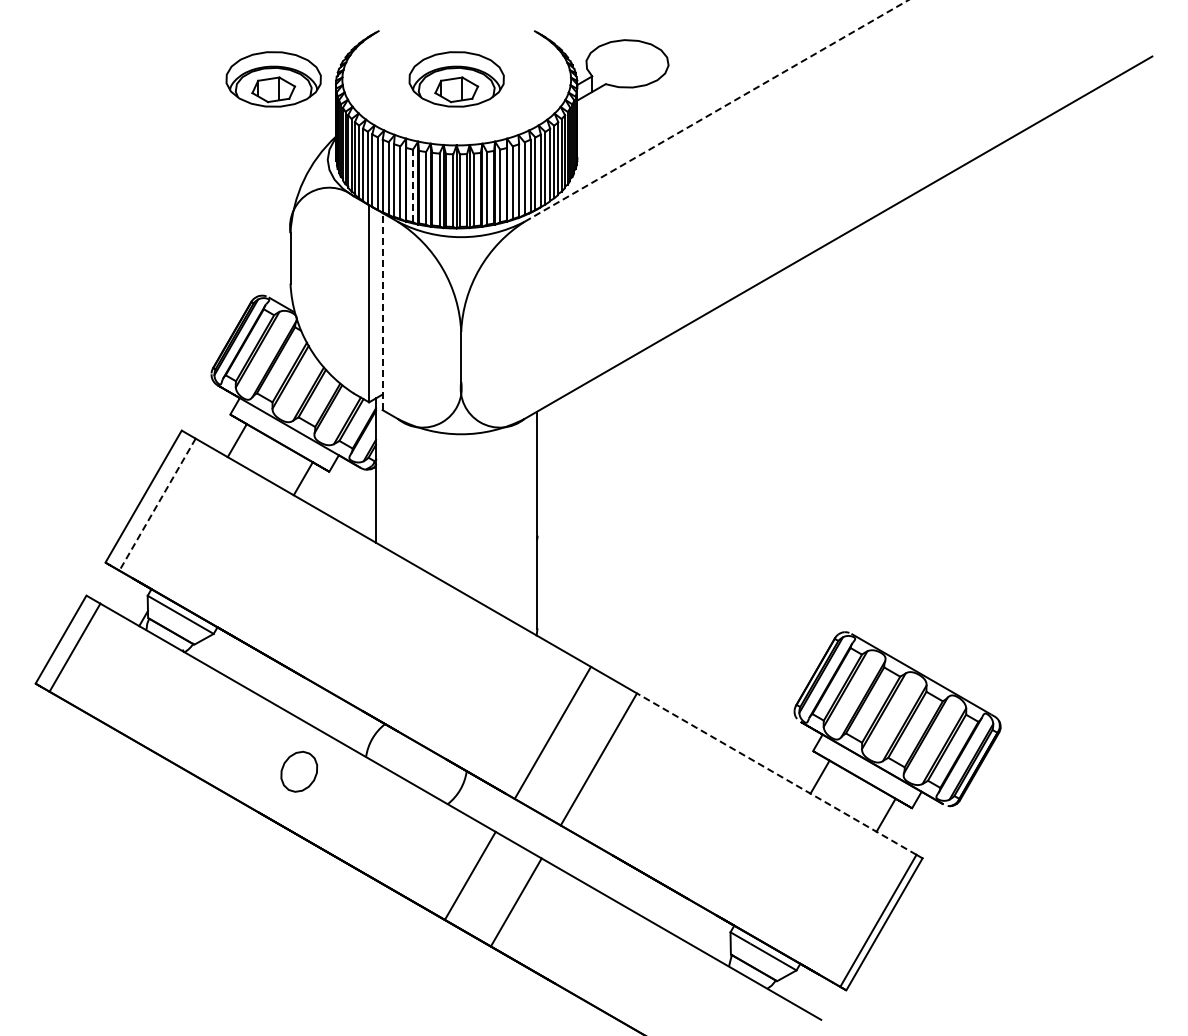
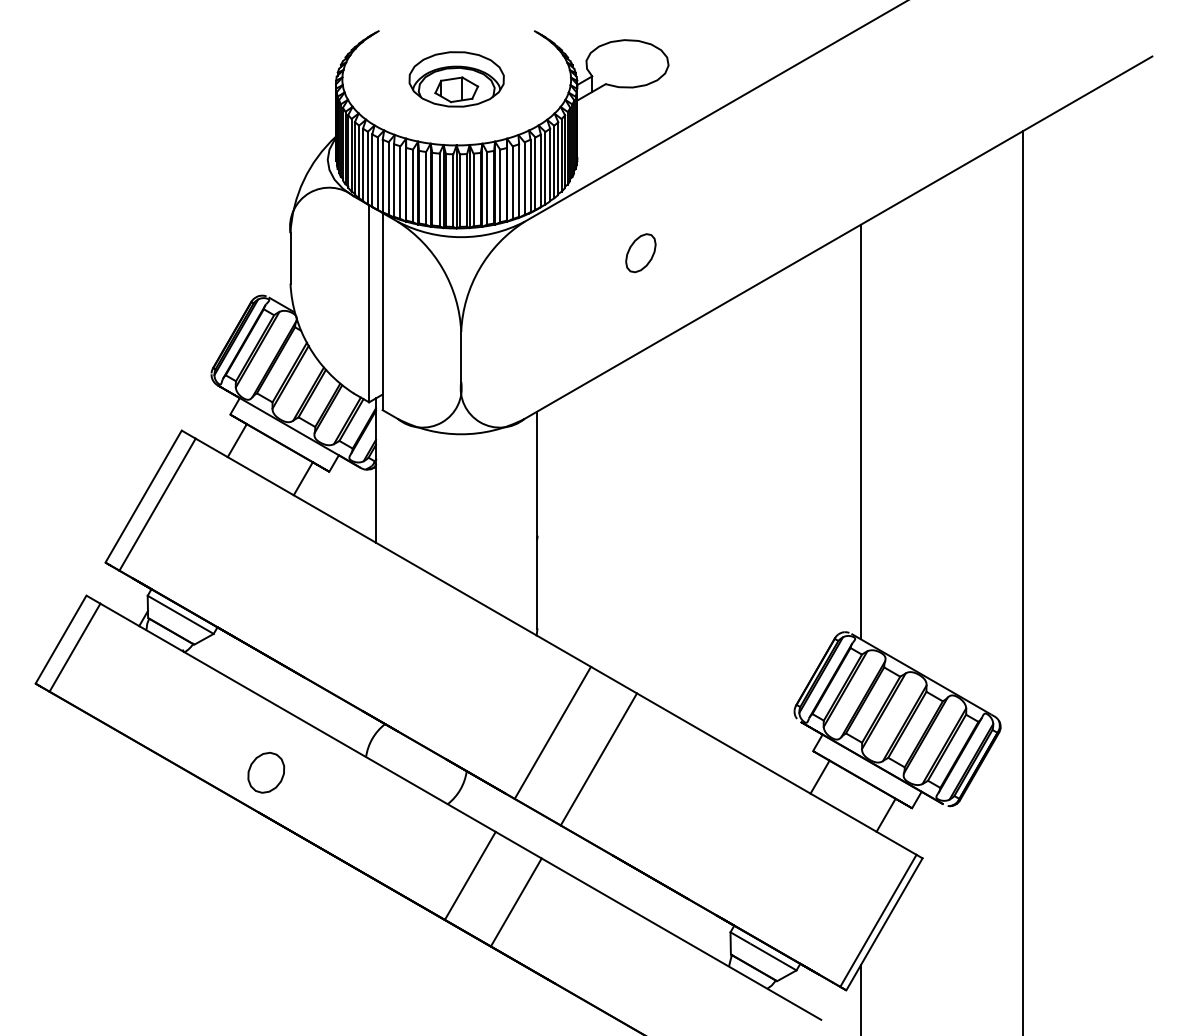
part: present -> none (273, 79)
line: dashed -> solid (716, 110)
line: dashed -> solid (413, 185)
part: none -> present (640, 253)
line: dashed -> solid (382, 311)
line: none -> present (861, 431)
line: dashed -> solid (157, 505)
line: none -> present (1022, 581)
part position: (299, 771) -> (266, 772) (266, 772)
line: dashed -> solid (776, 773)
line: none -> present (861, 998)
